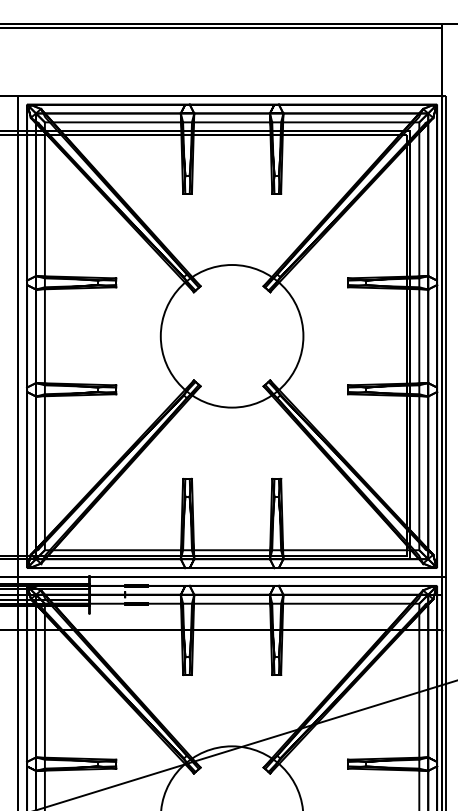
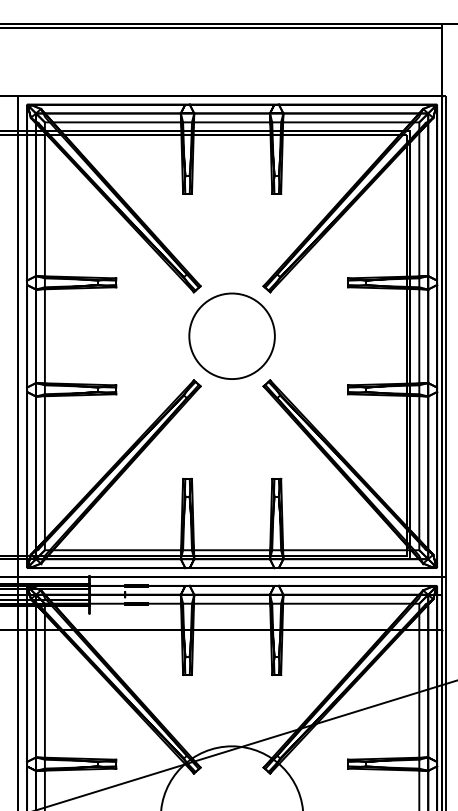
circle diameter: 143 px -> 86 px (231, 336)
